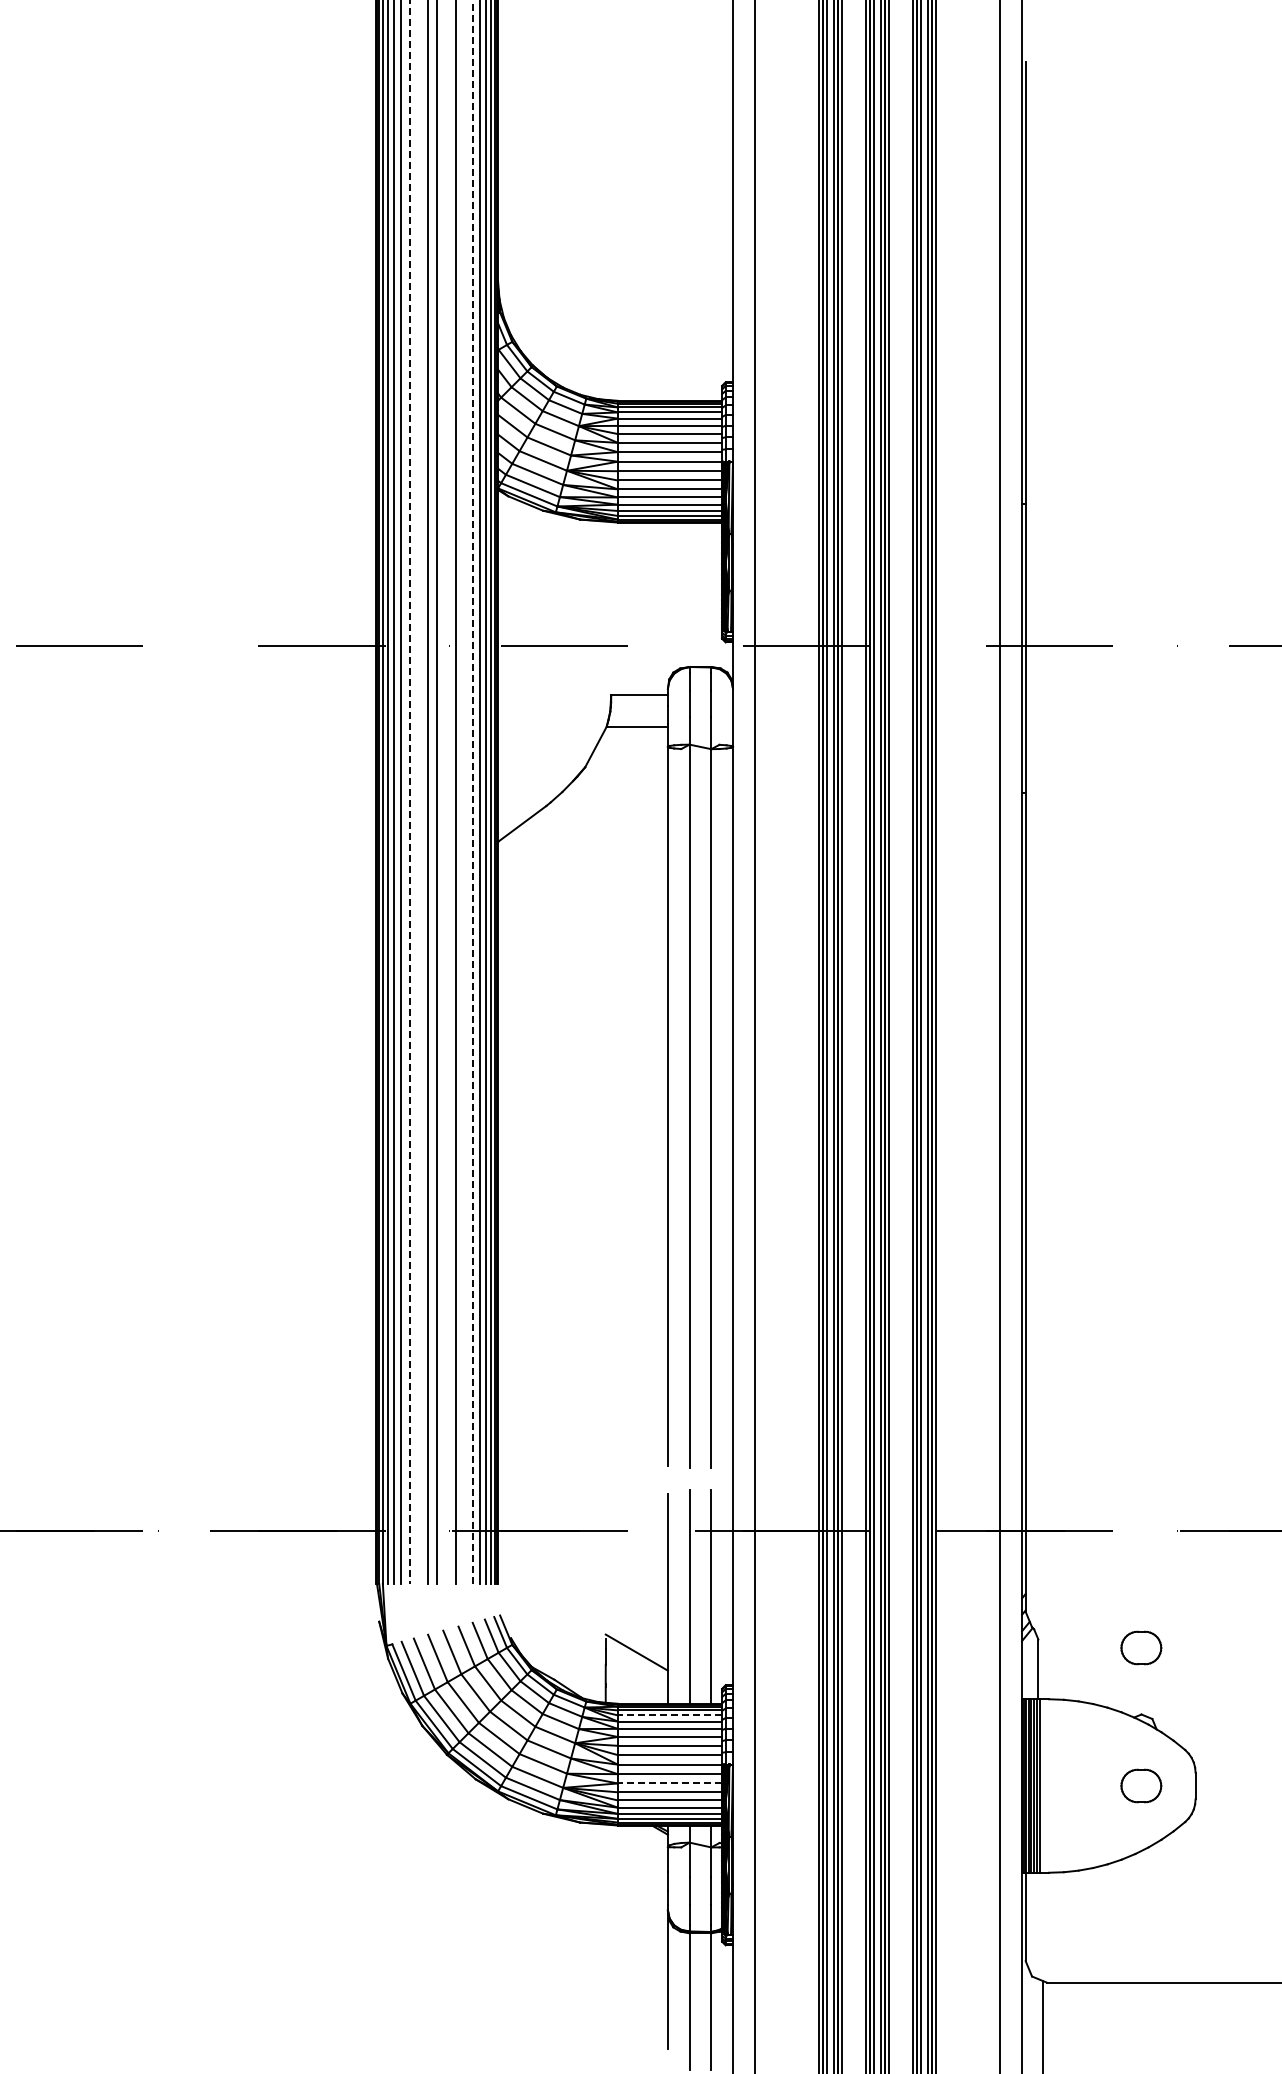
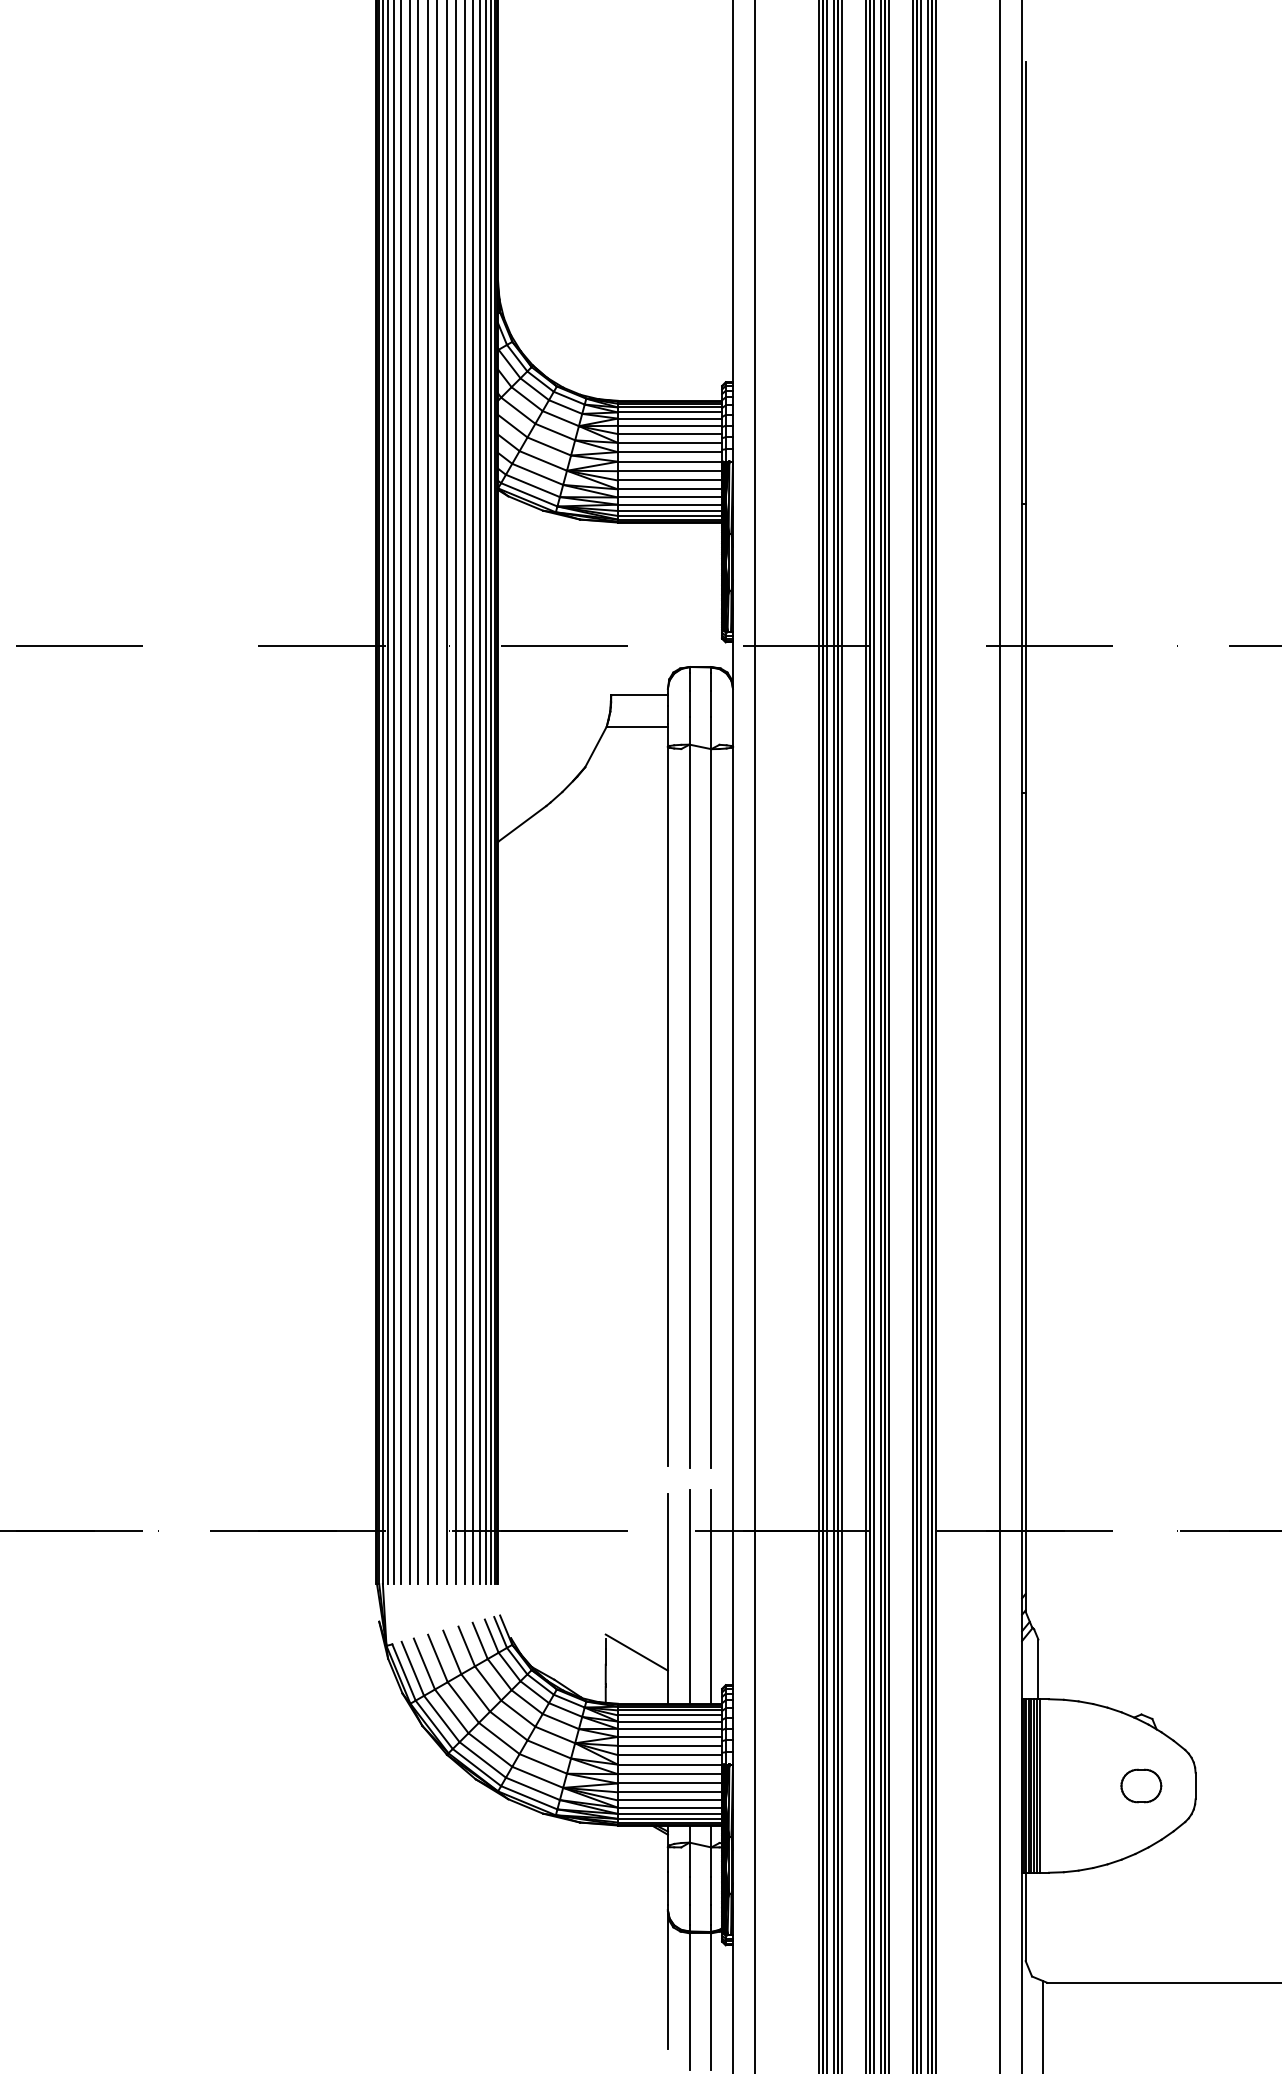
line: dashed -> solid (409, 792)
line: none -> present (418, 792)
line: none -> present (446, 792)
line: none -> present (464, 792)
line: dashed -> solid (472, 792)
part: present -> none (1141, 1647)
line: dashed -> solid (669, 1715)
line: dashed -> solid (669, 1783)
